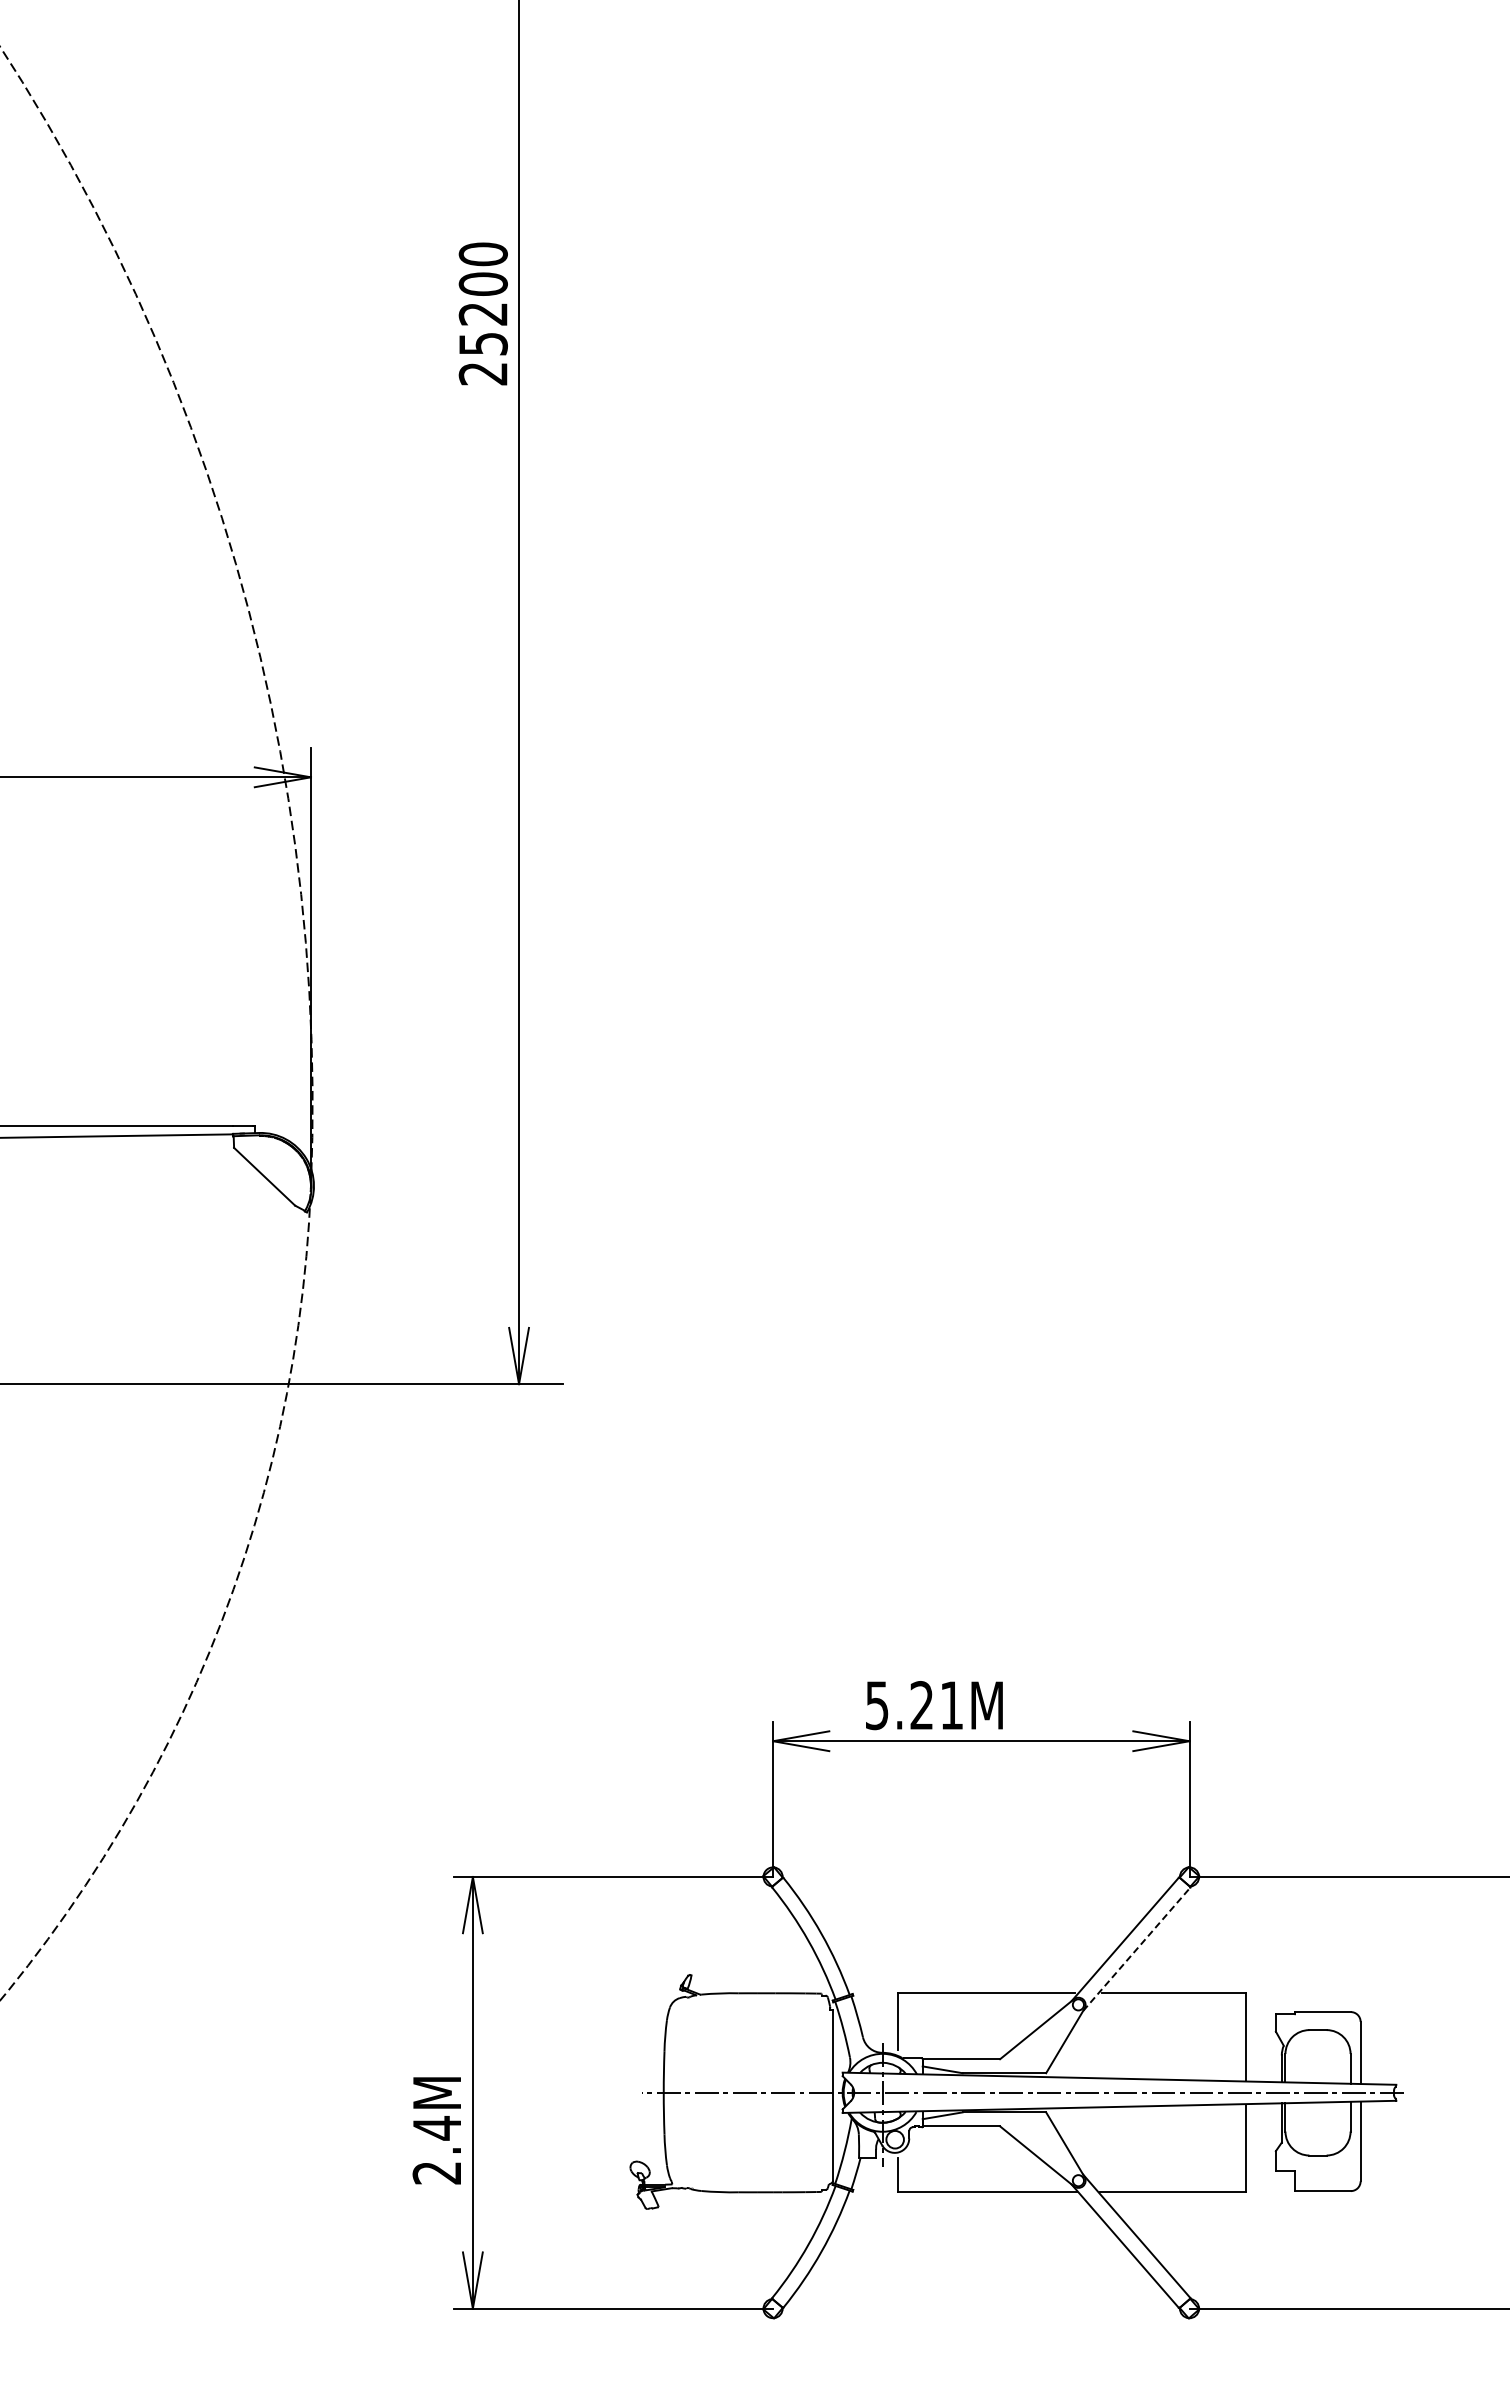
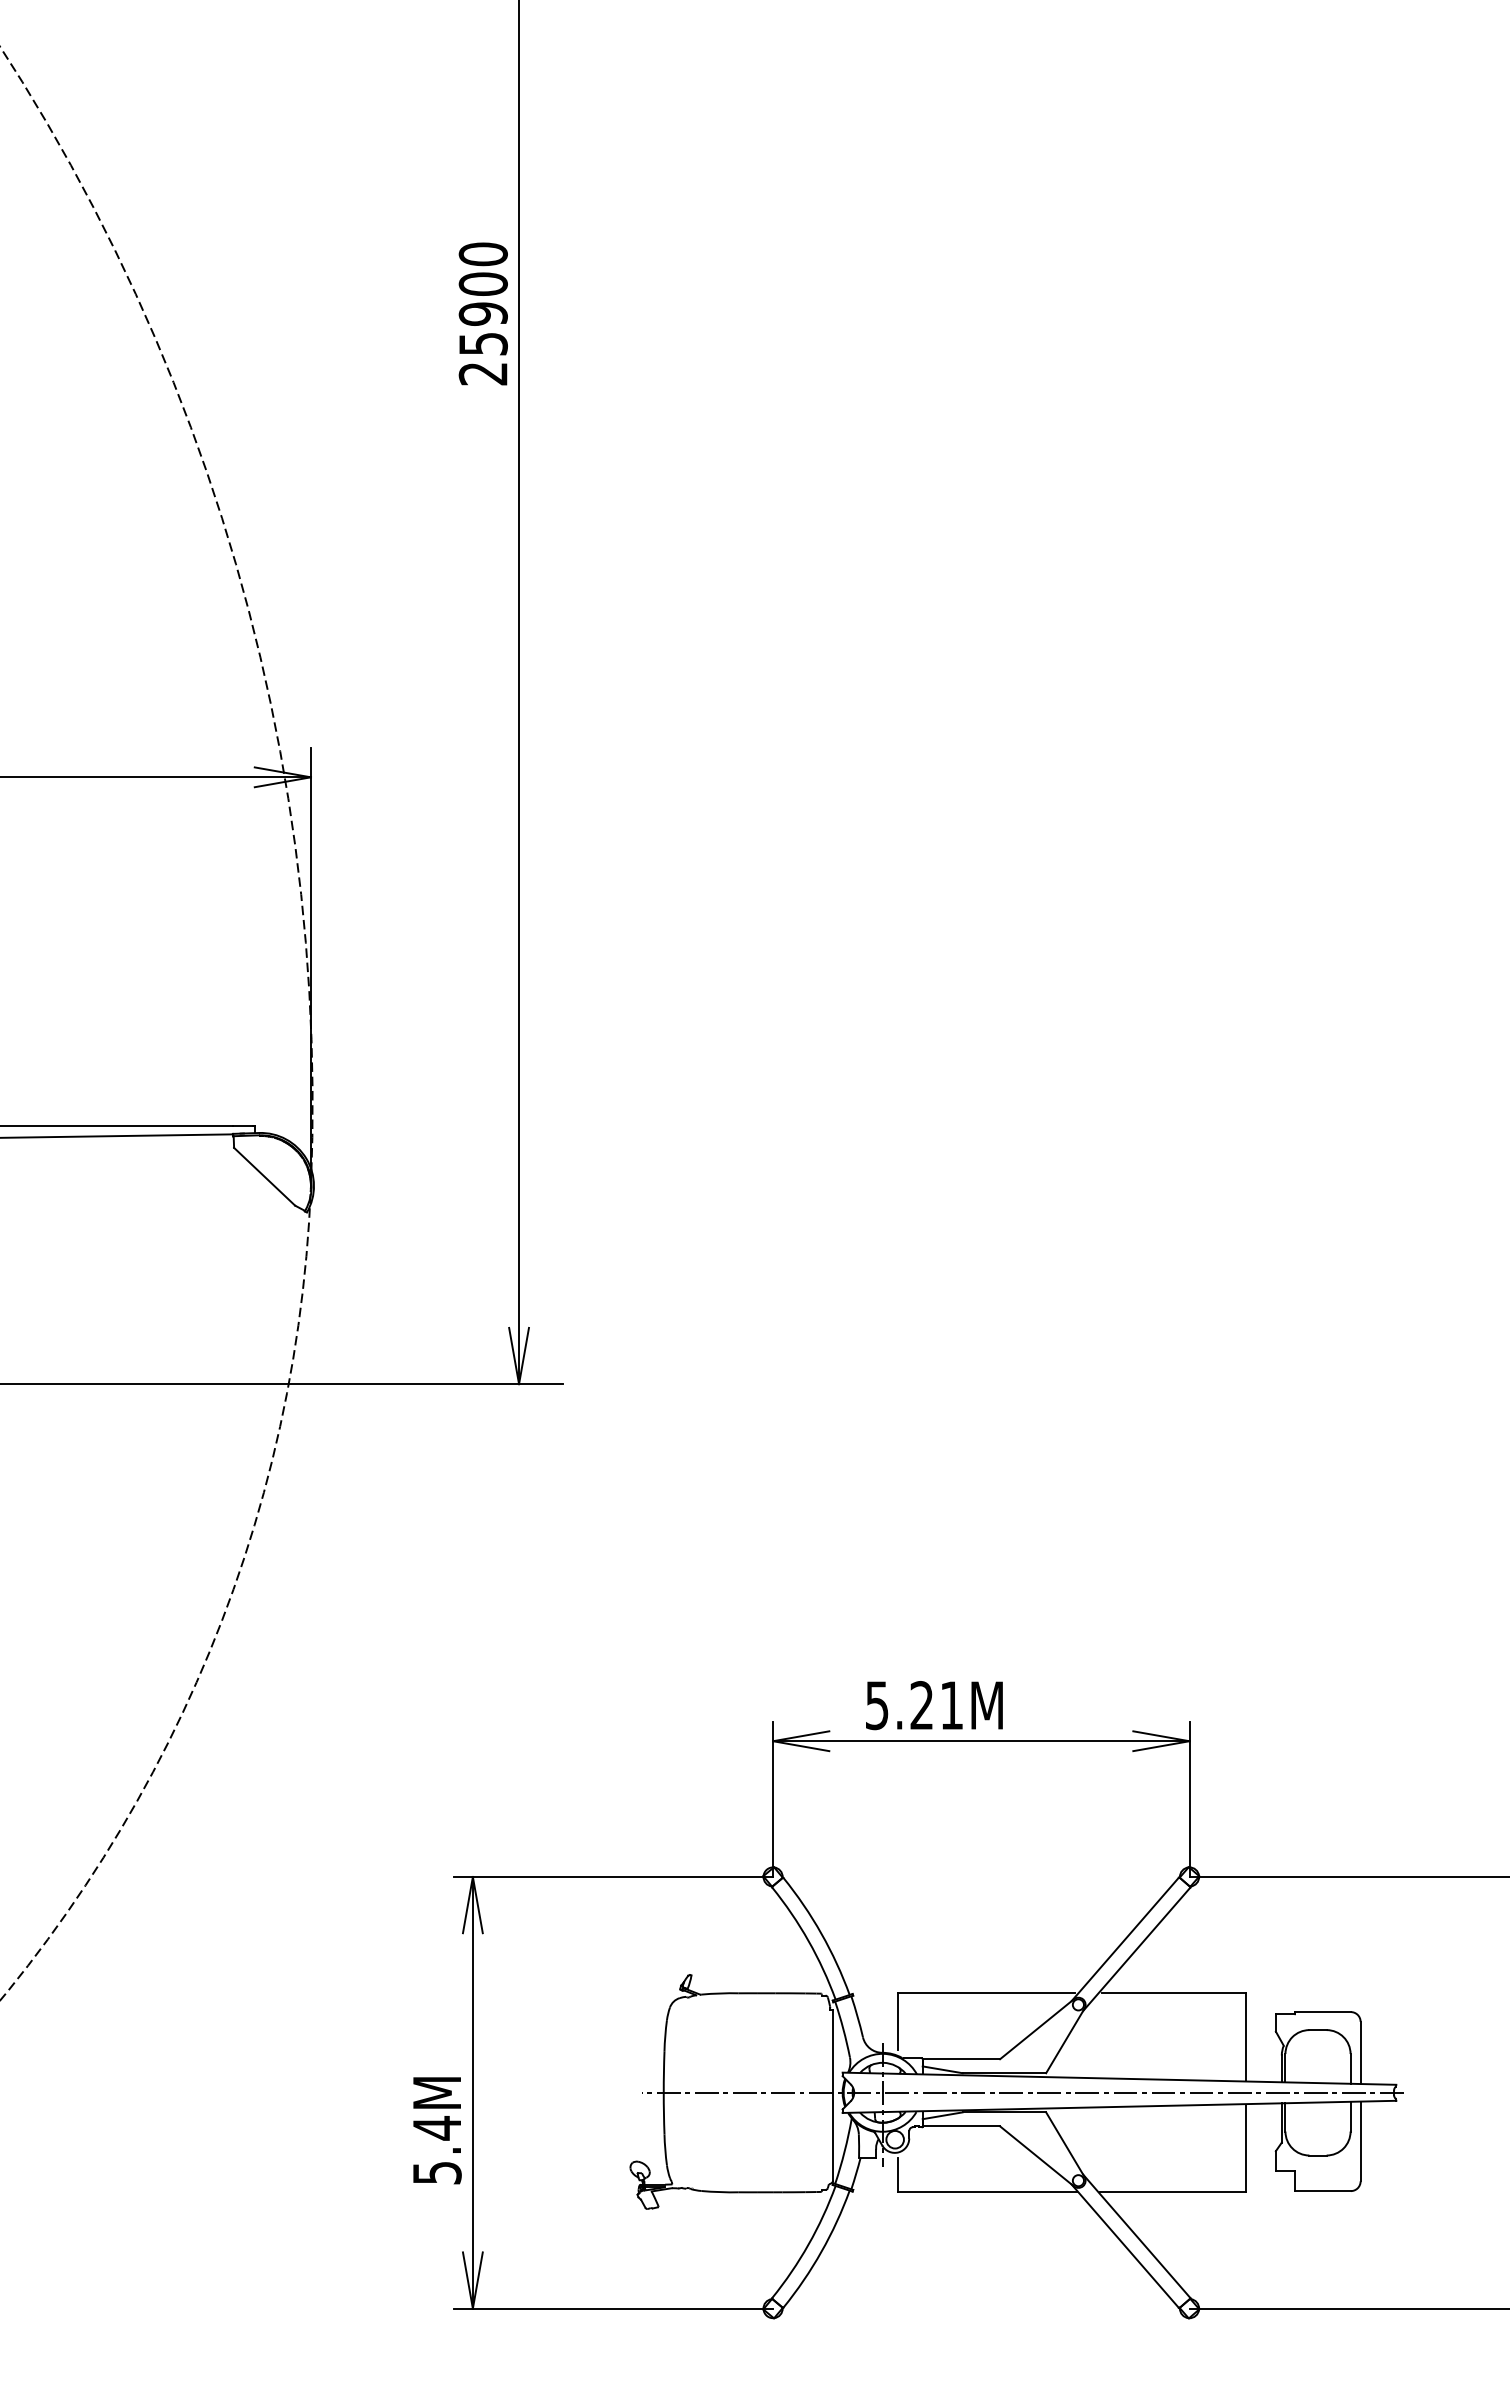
text: 25200 -> 25900 (482, 313)
line: dashed -> solid (1136, 1949)
text: 2.4M -> 5.4M (436, 2173)
